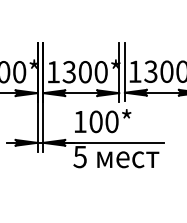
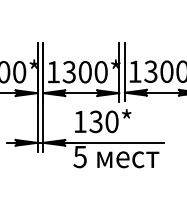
text: 100* -> 130* (95, 121)
